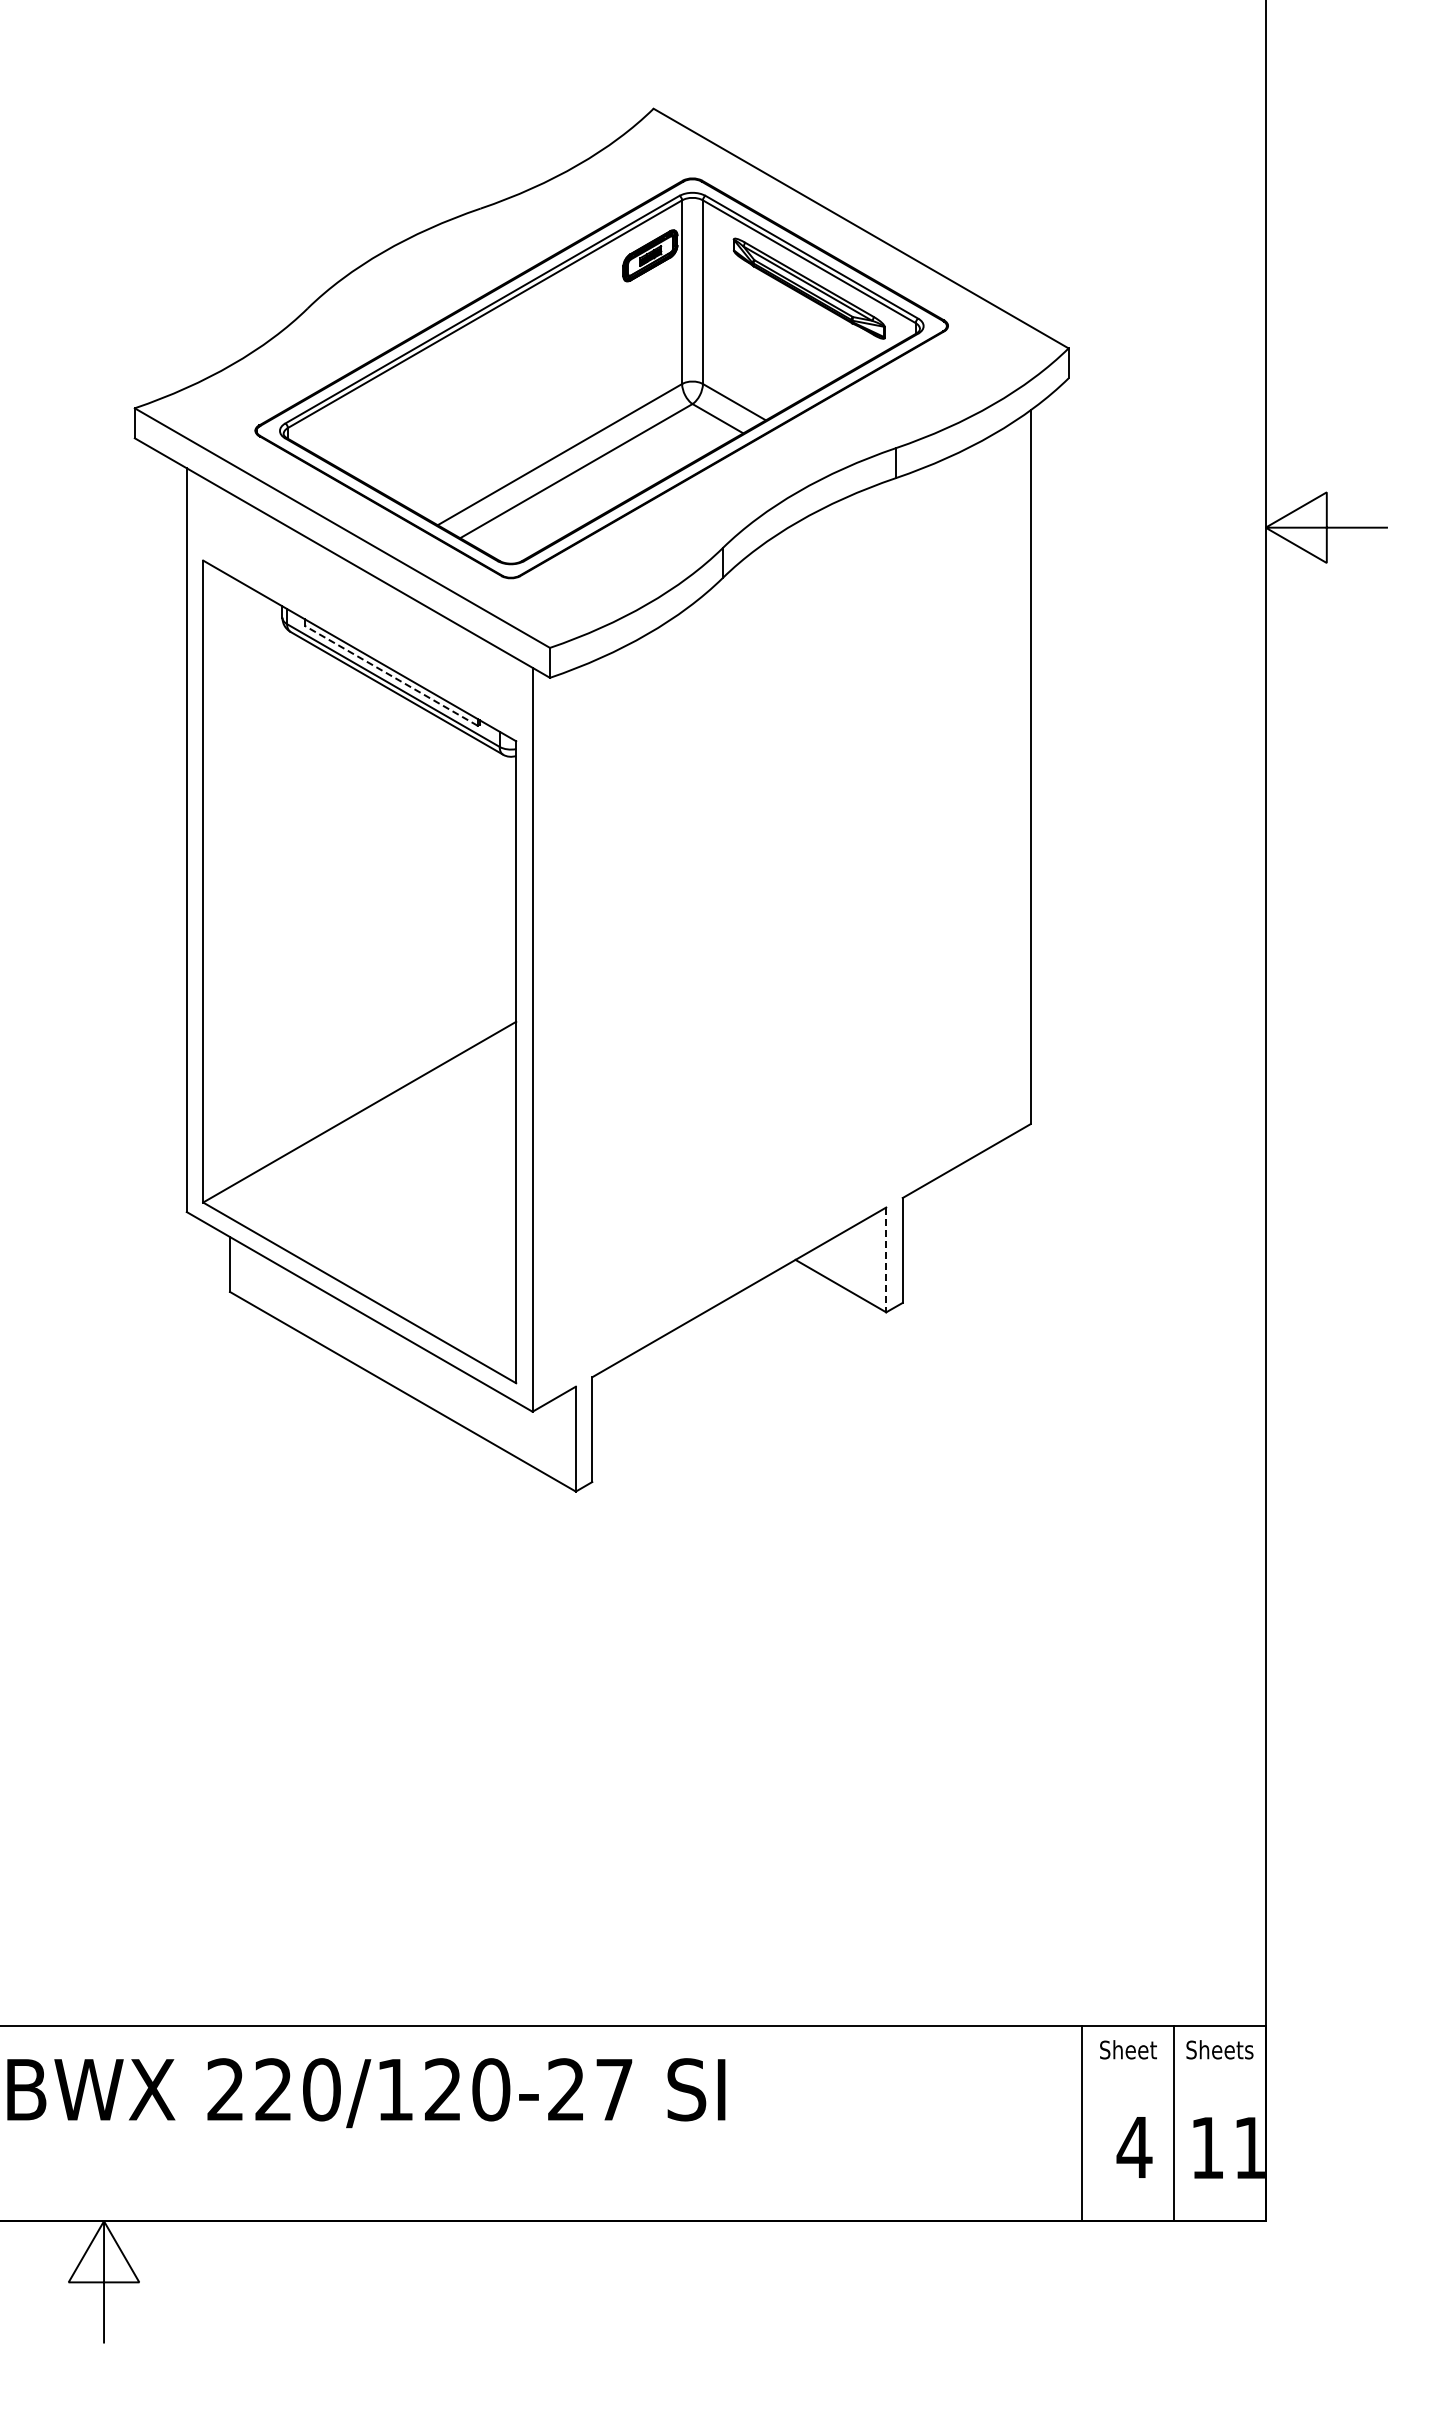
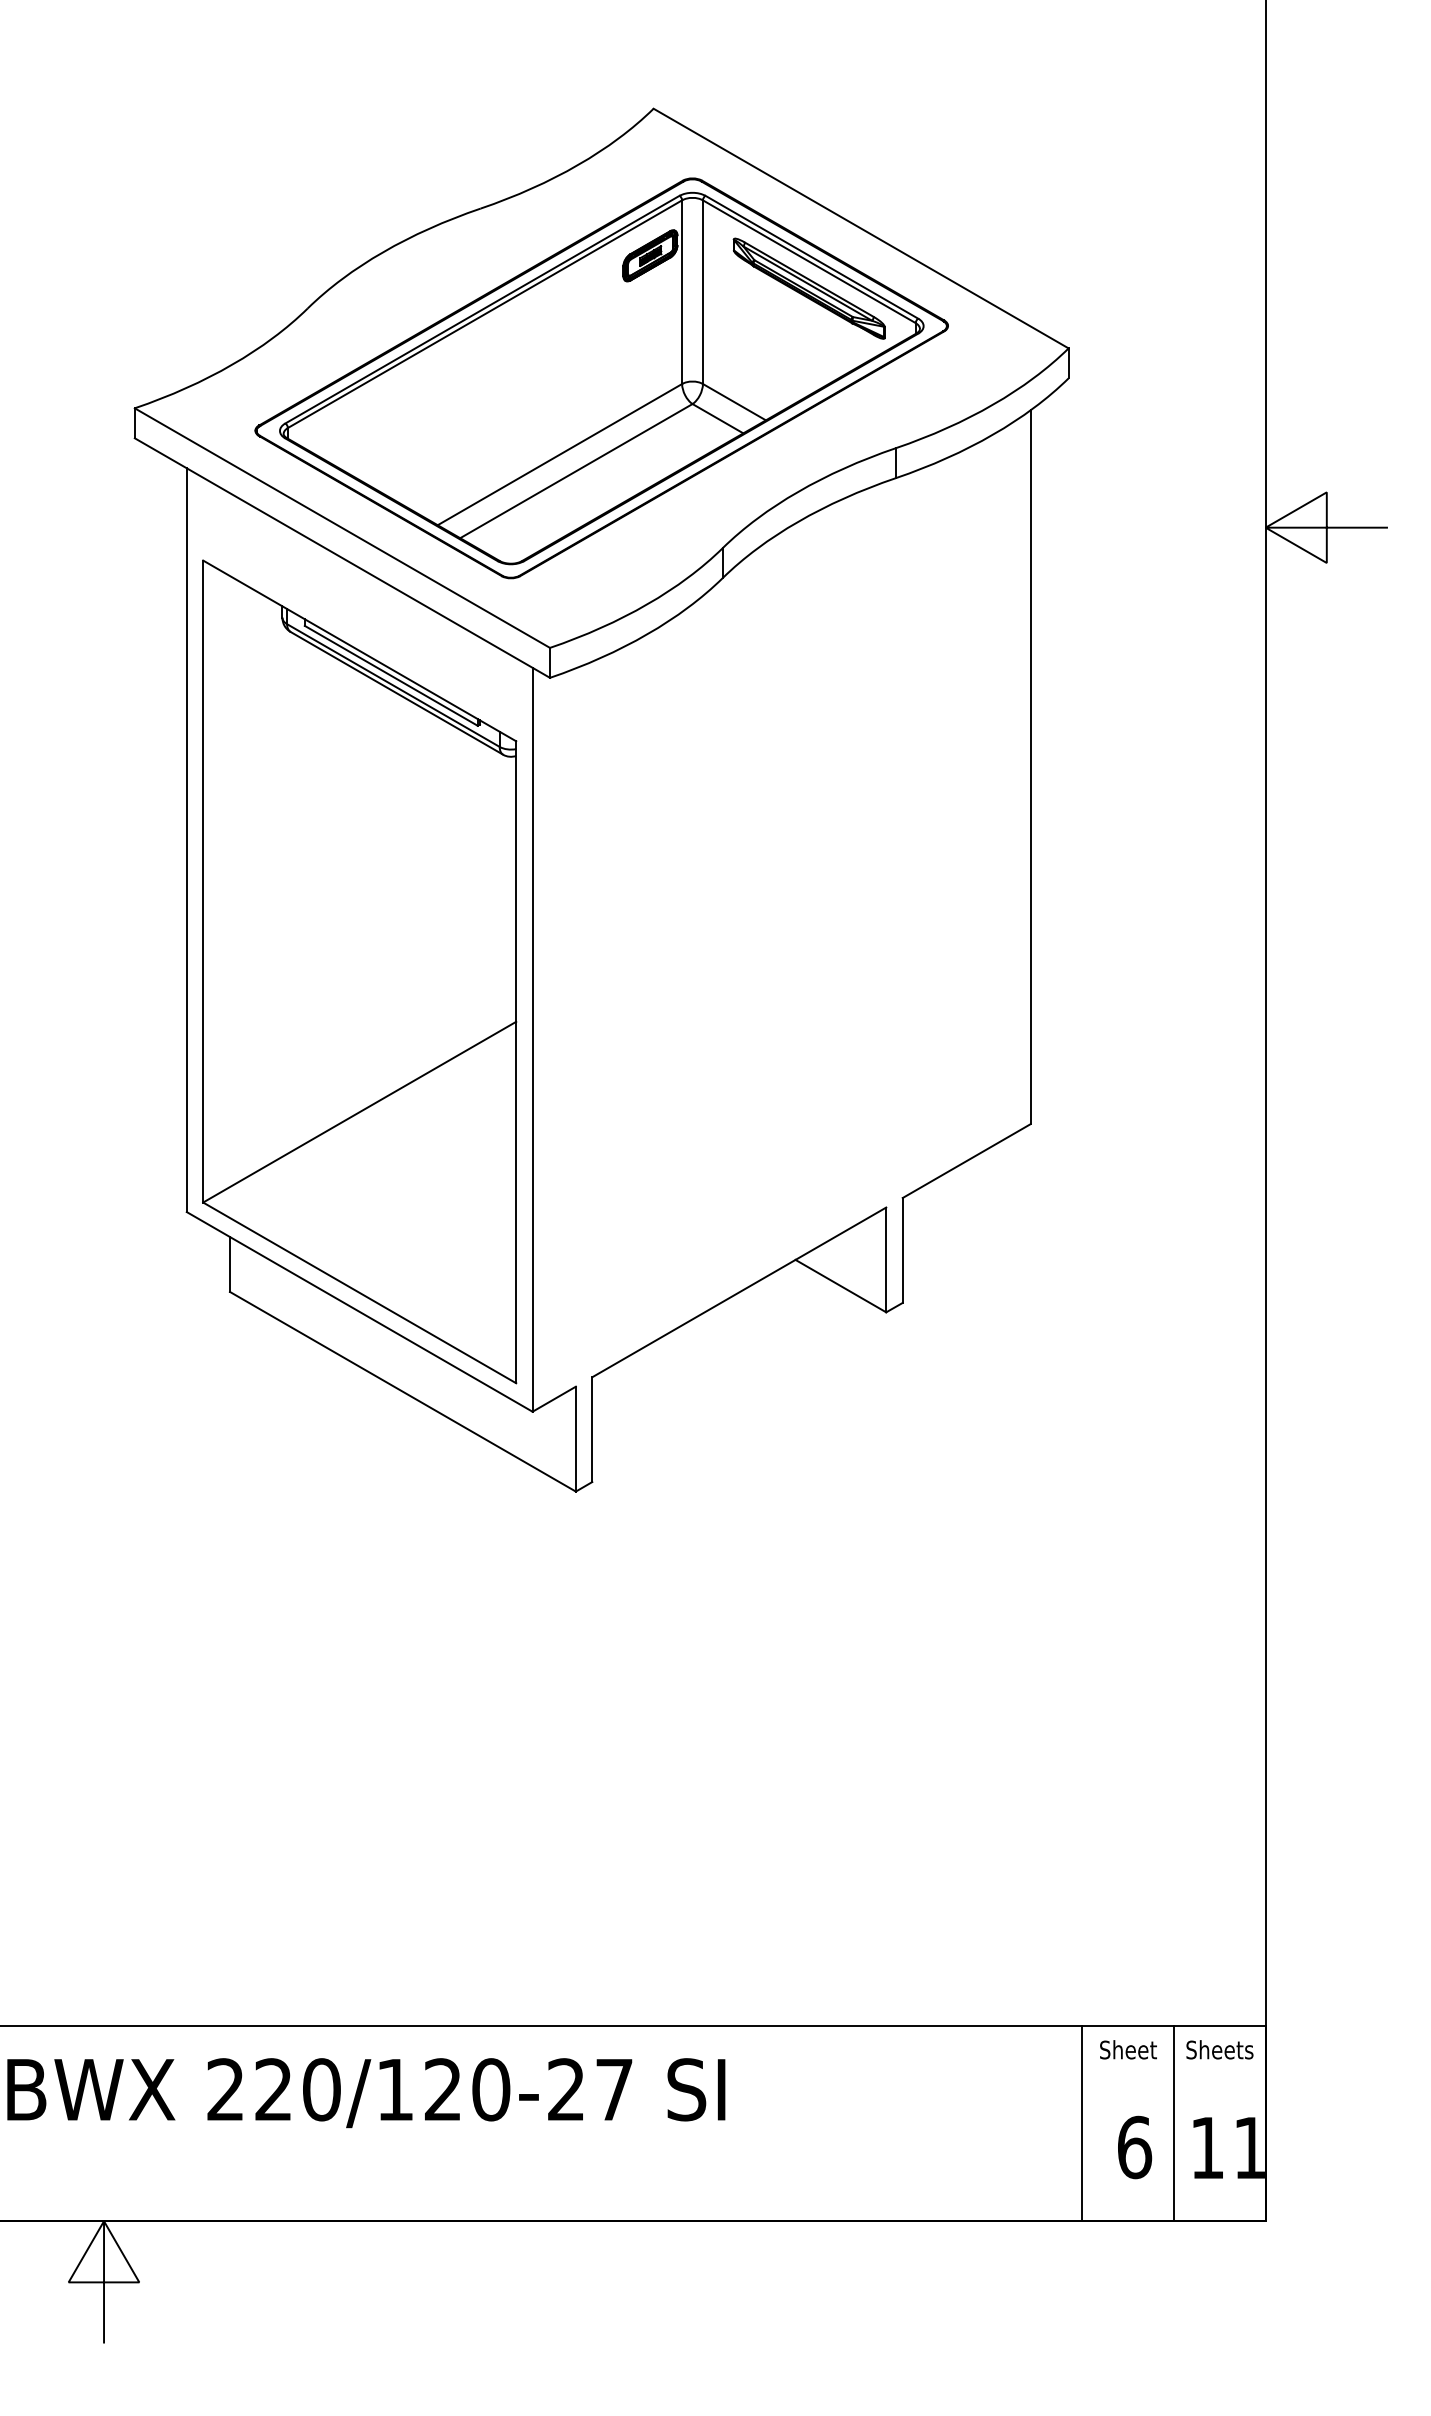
line: dashed -> solid (391, 675)
line: dashed -> solid (886, 1260)
text: 4 -> 6 (1134, 2147)
